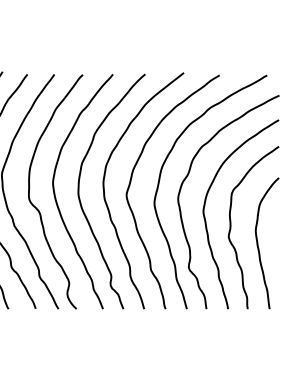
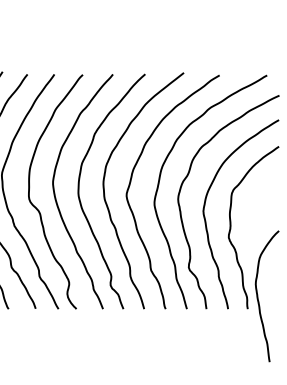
curve position: (258, 243) -> (258, 296) (258, 296)
